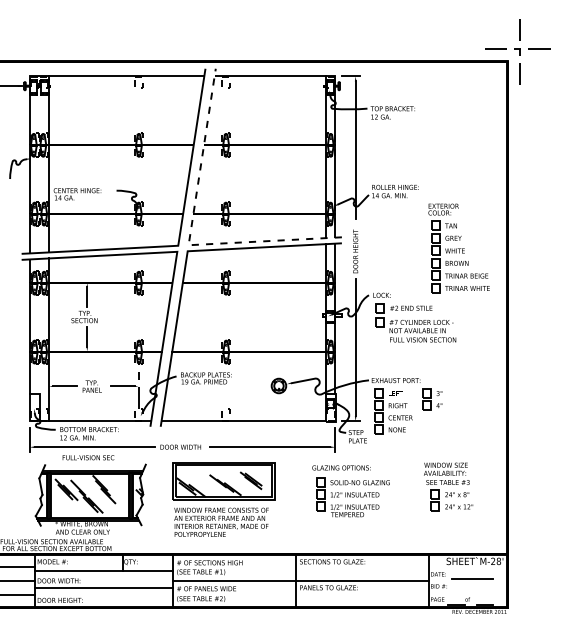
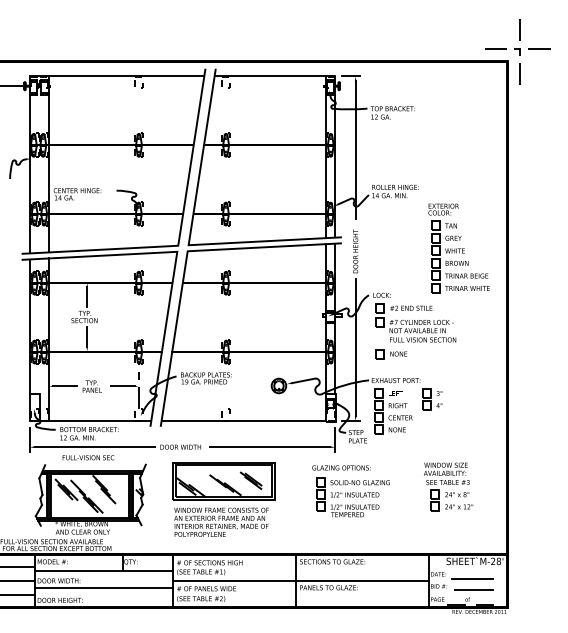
line: dashed -> solid (190, 233)
part: none -> present (391, 354)
line: none -> present (473, 590)
